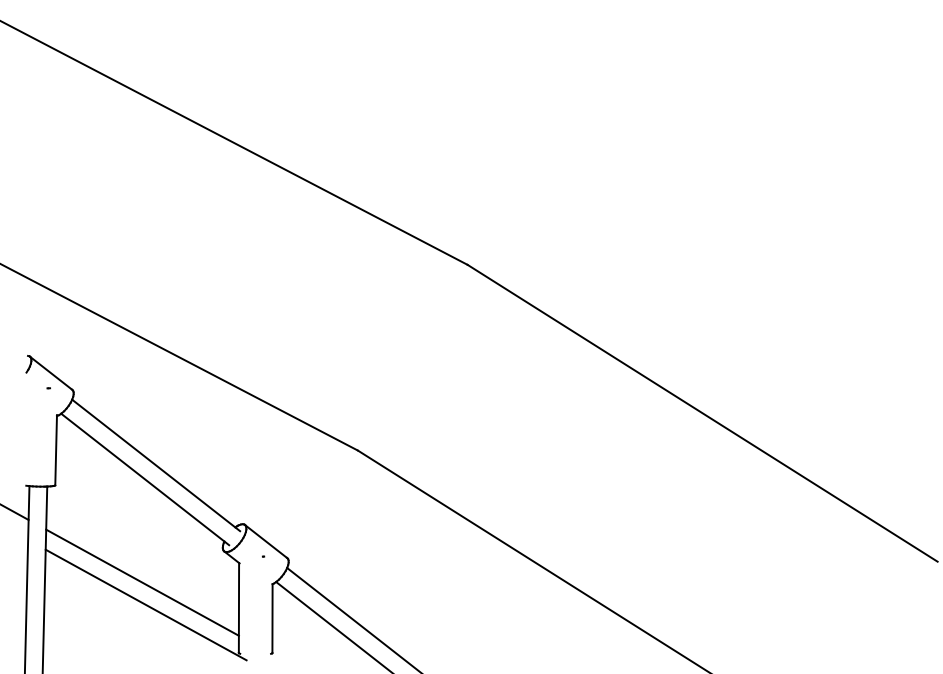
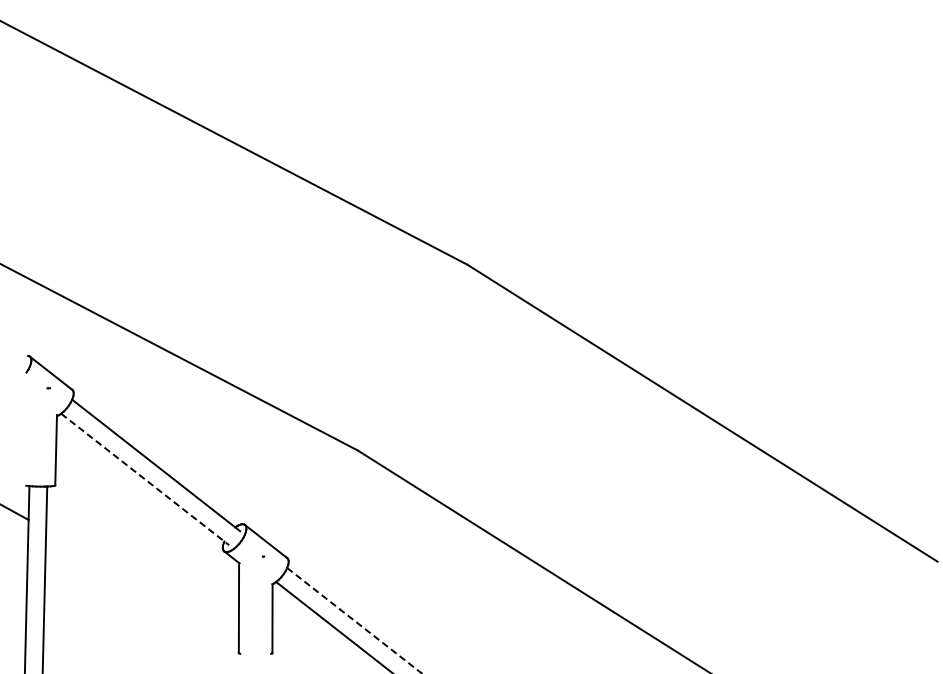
line: solid -> dashed (145, 479)
line: present -> none (142, 582)
line: present -> none (145, 604)
line: solid -> dashed (354, 621)
